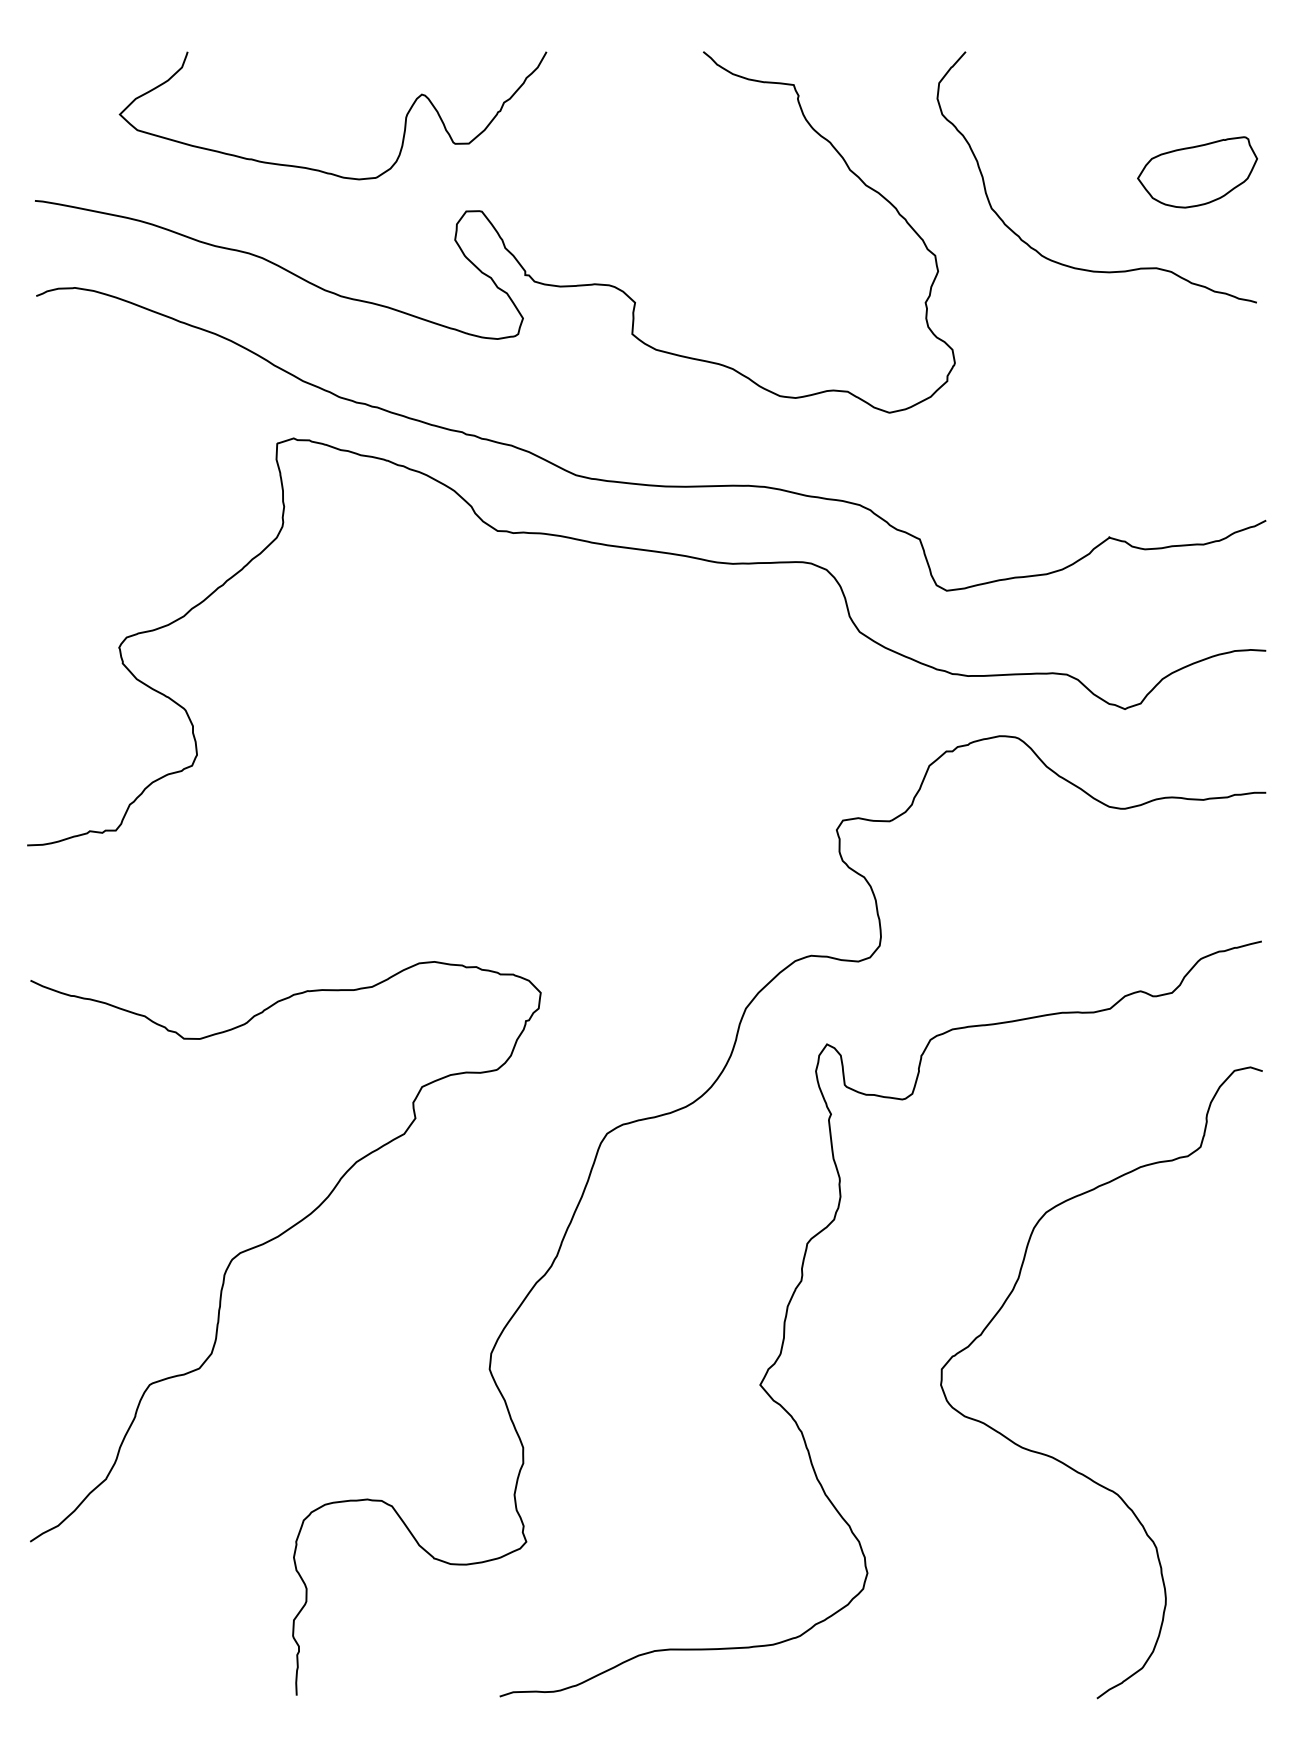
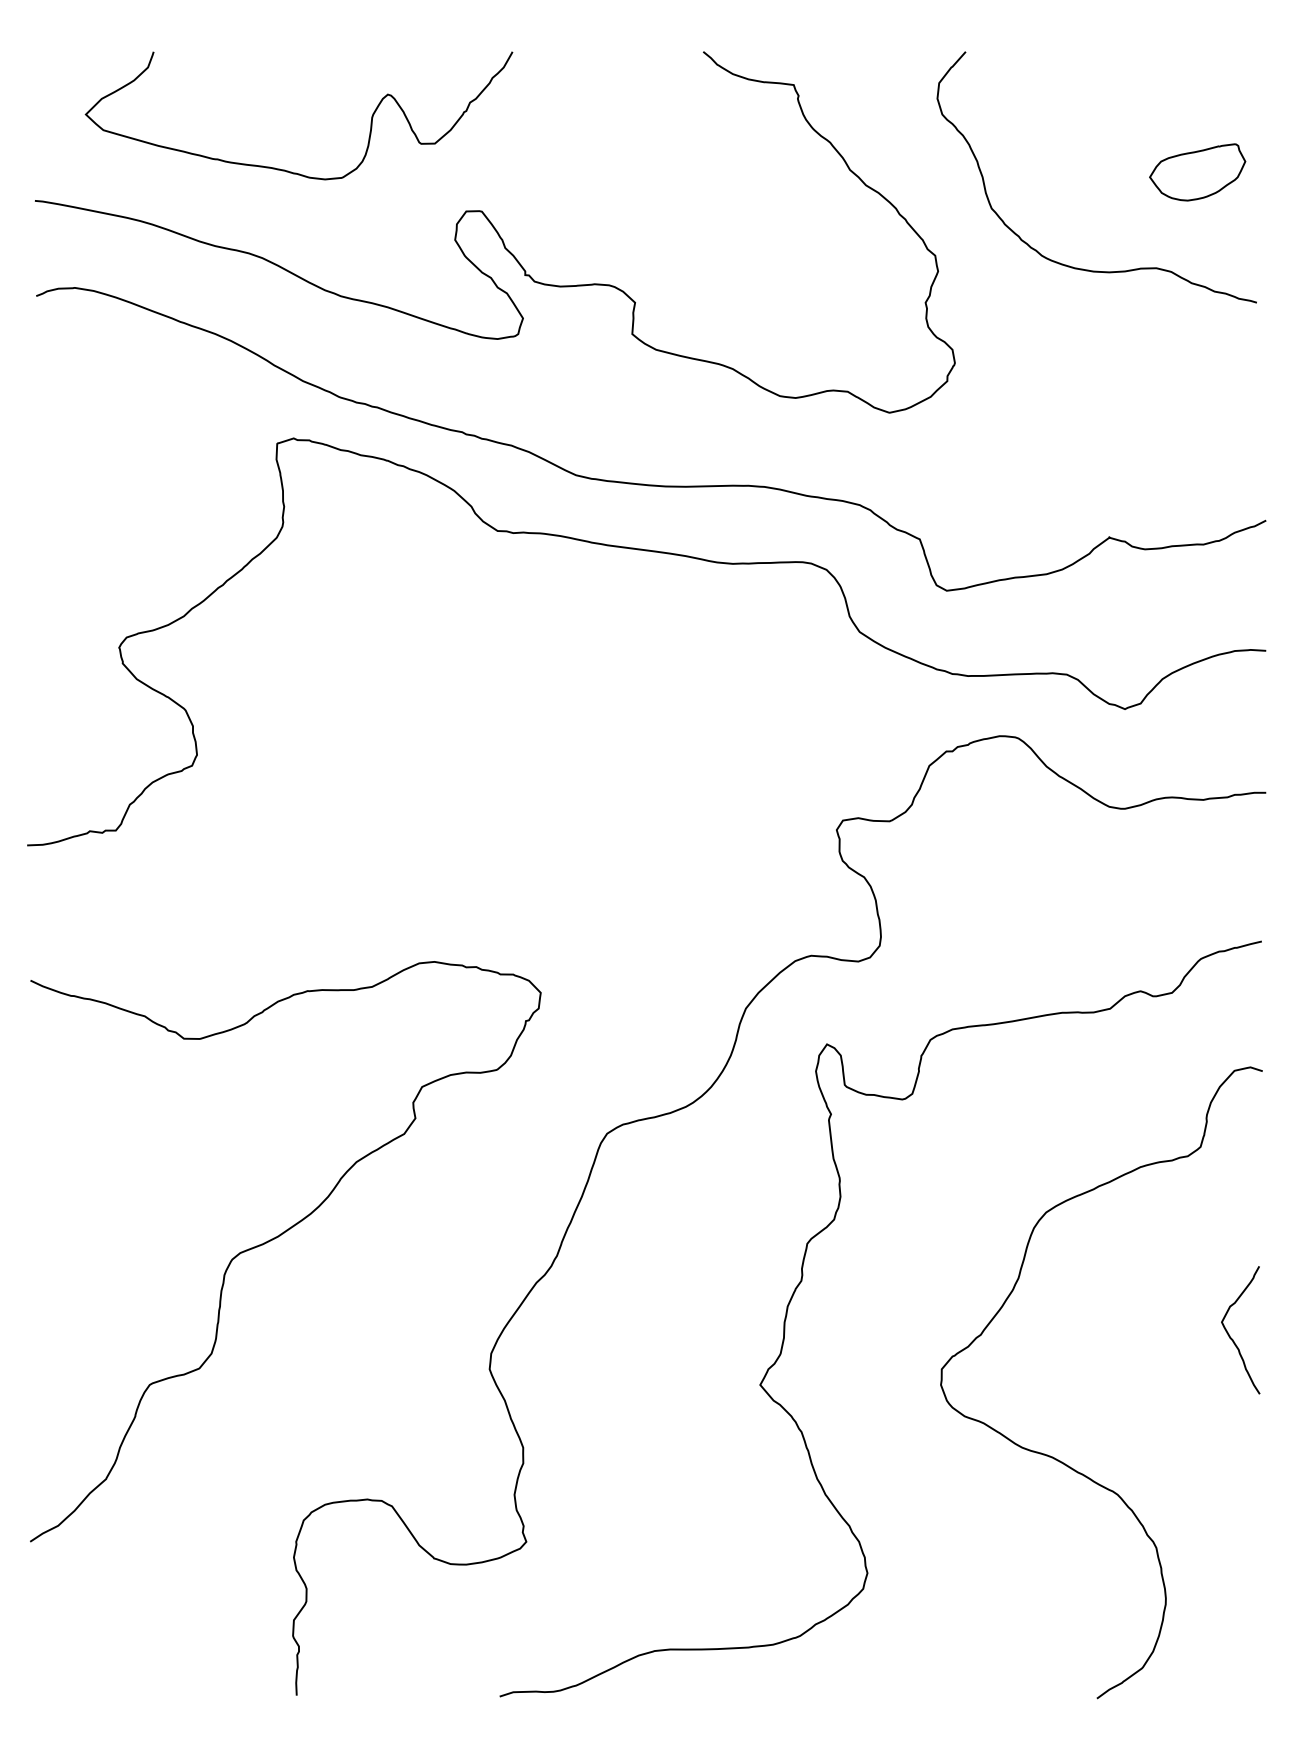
curve position: (318, 169) -> (284, 169) (284, 169)
part size: 121x73 px -> 98x59 px (1197, 172)
curve: none -> present (1230, 1335)
